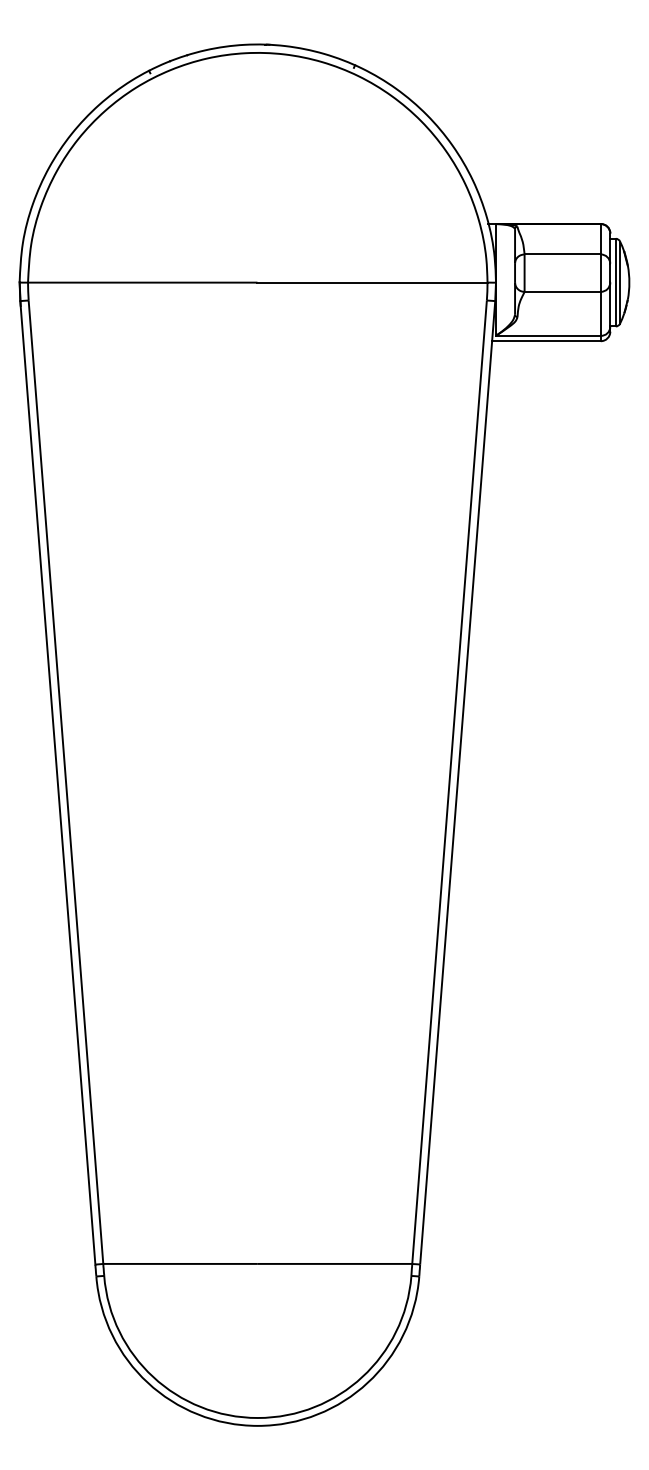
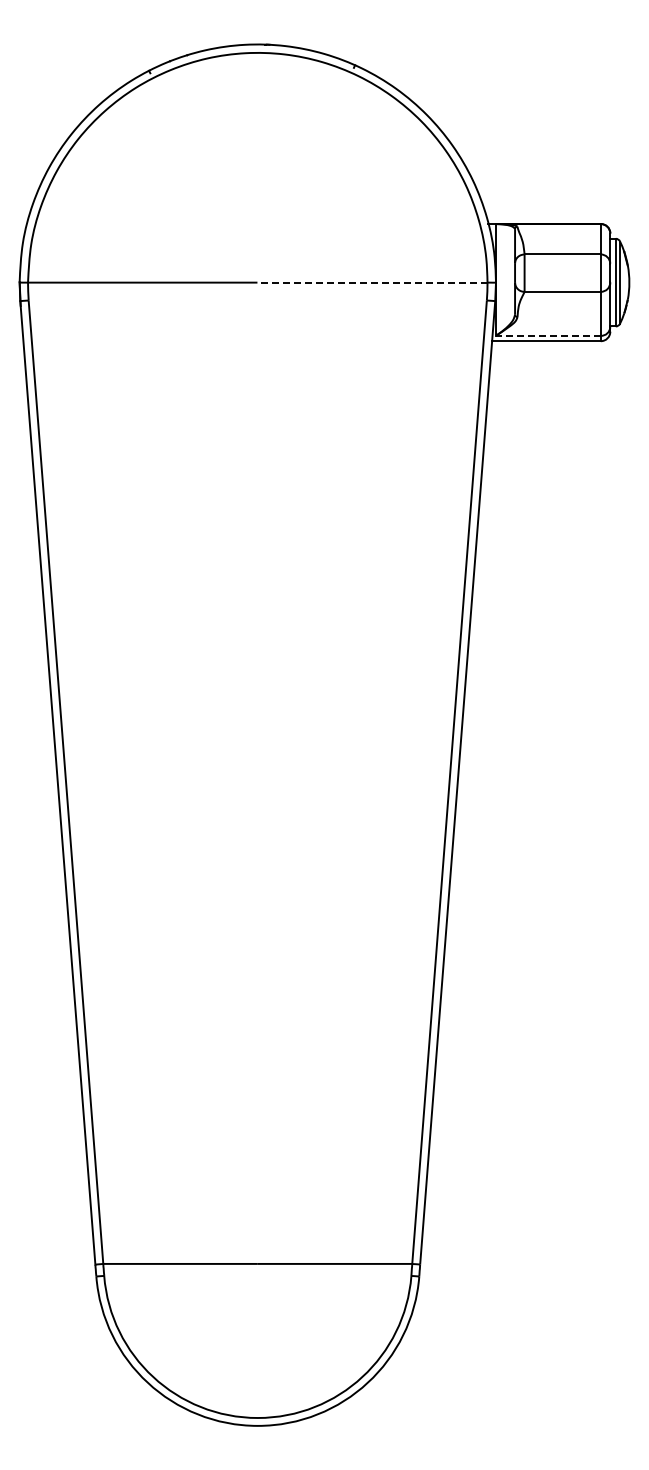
line: solid -> dashed (371, 282)
line: solid -> dashed (547, 335)
